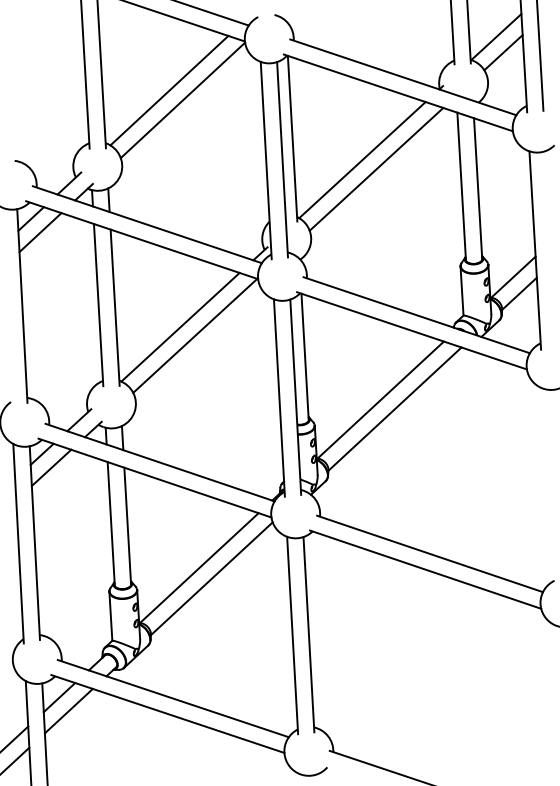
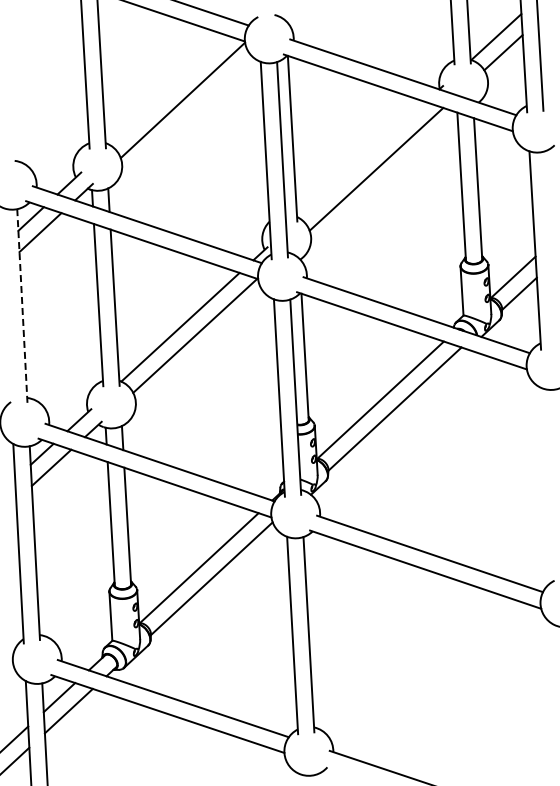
line: present -> none (169, 90)
line: present -> none (362, 160)
line: solid -> dashed (22, 306)
